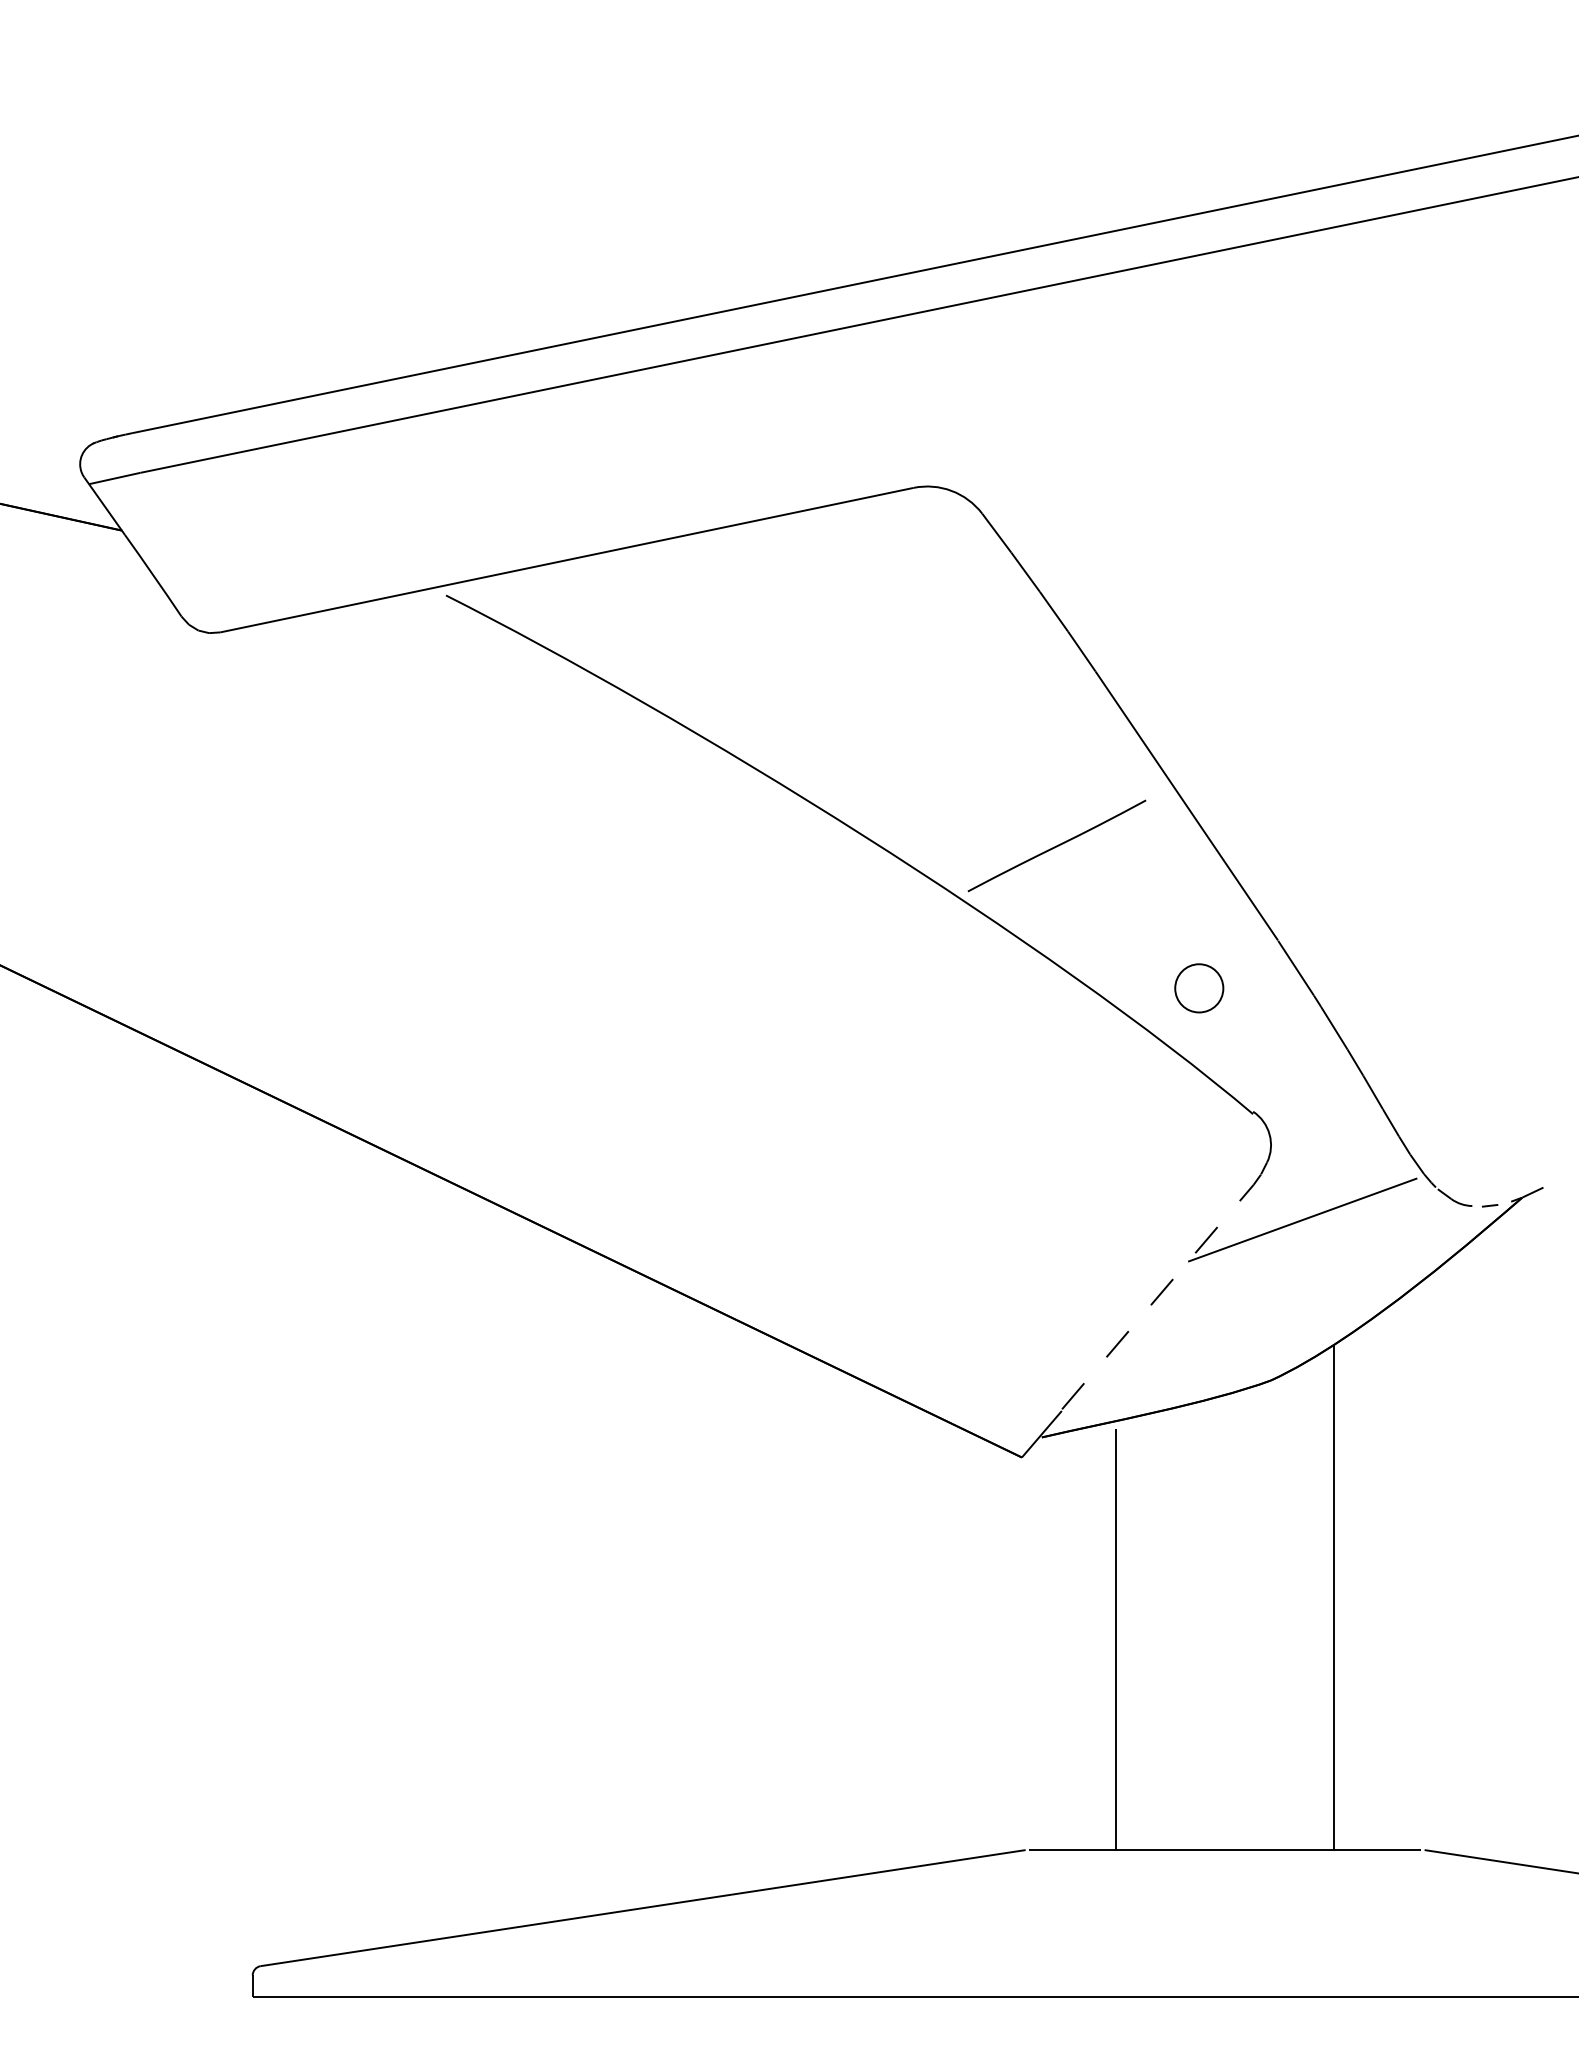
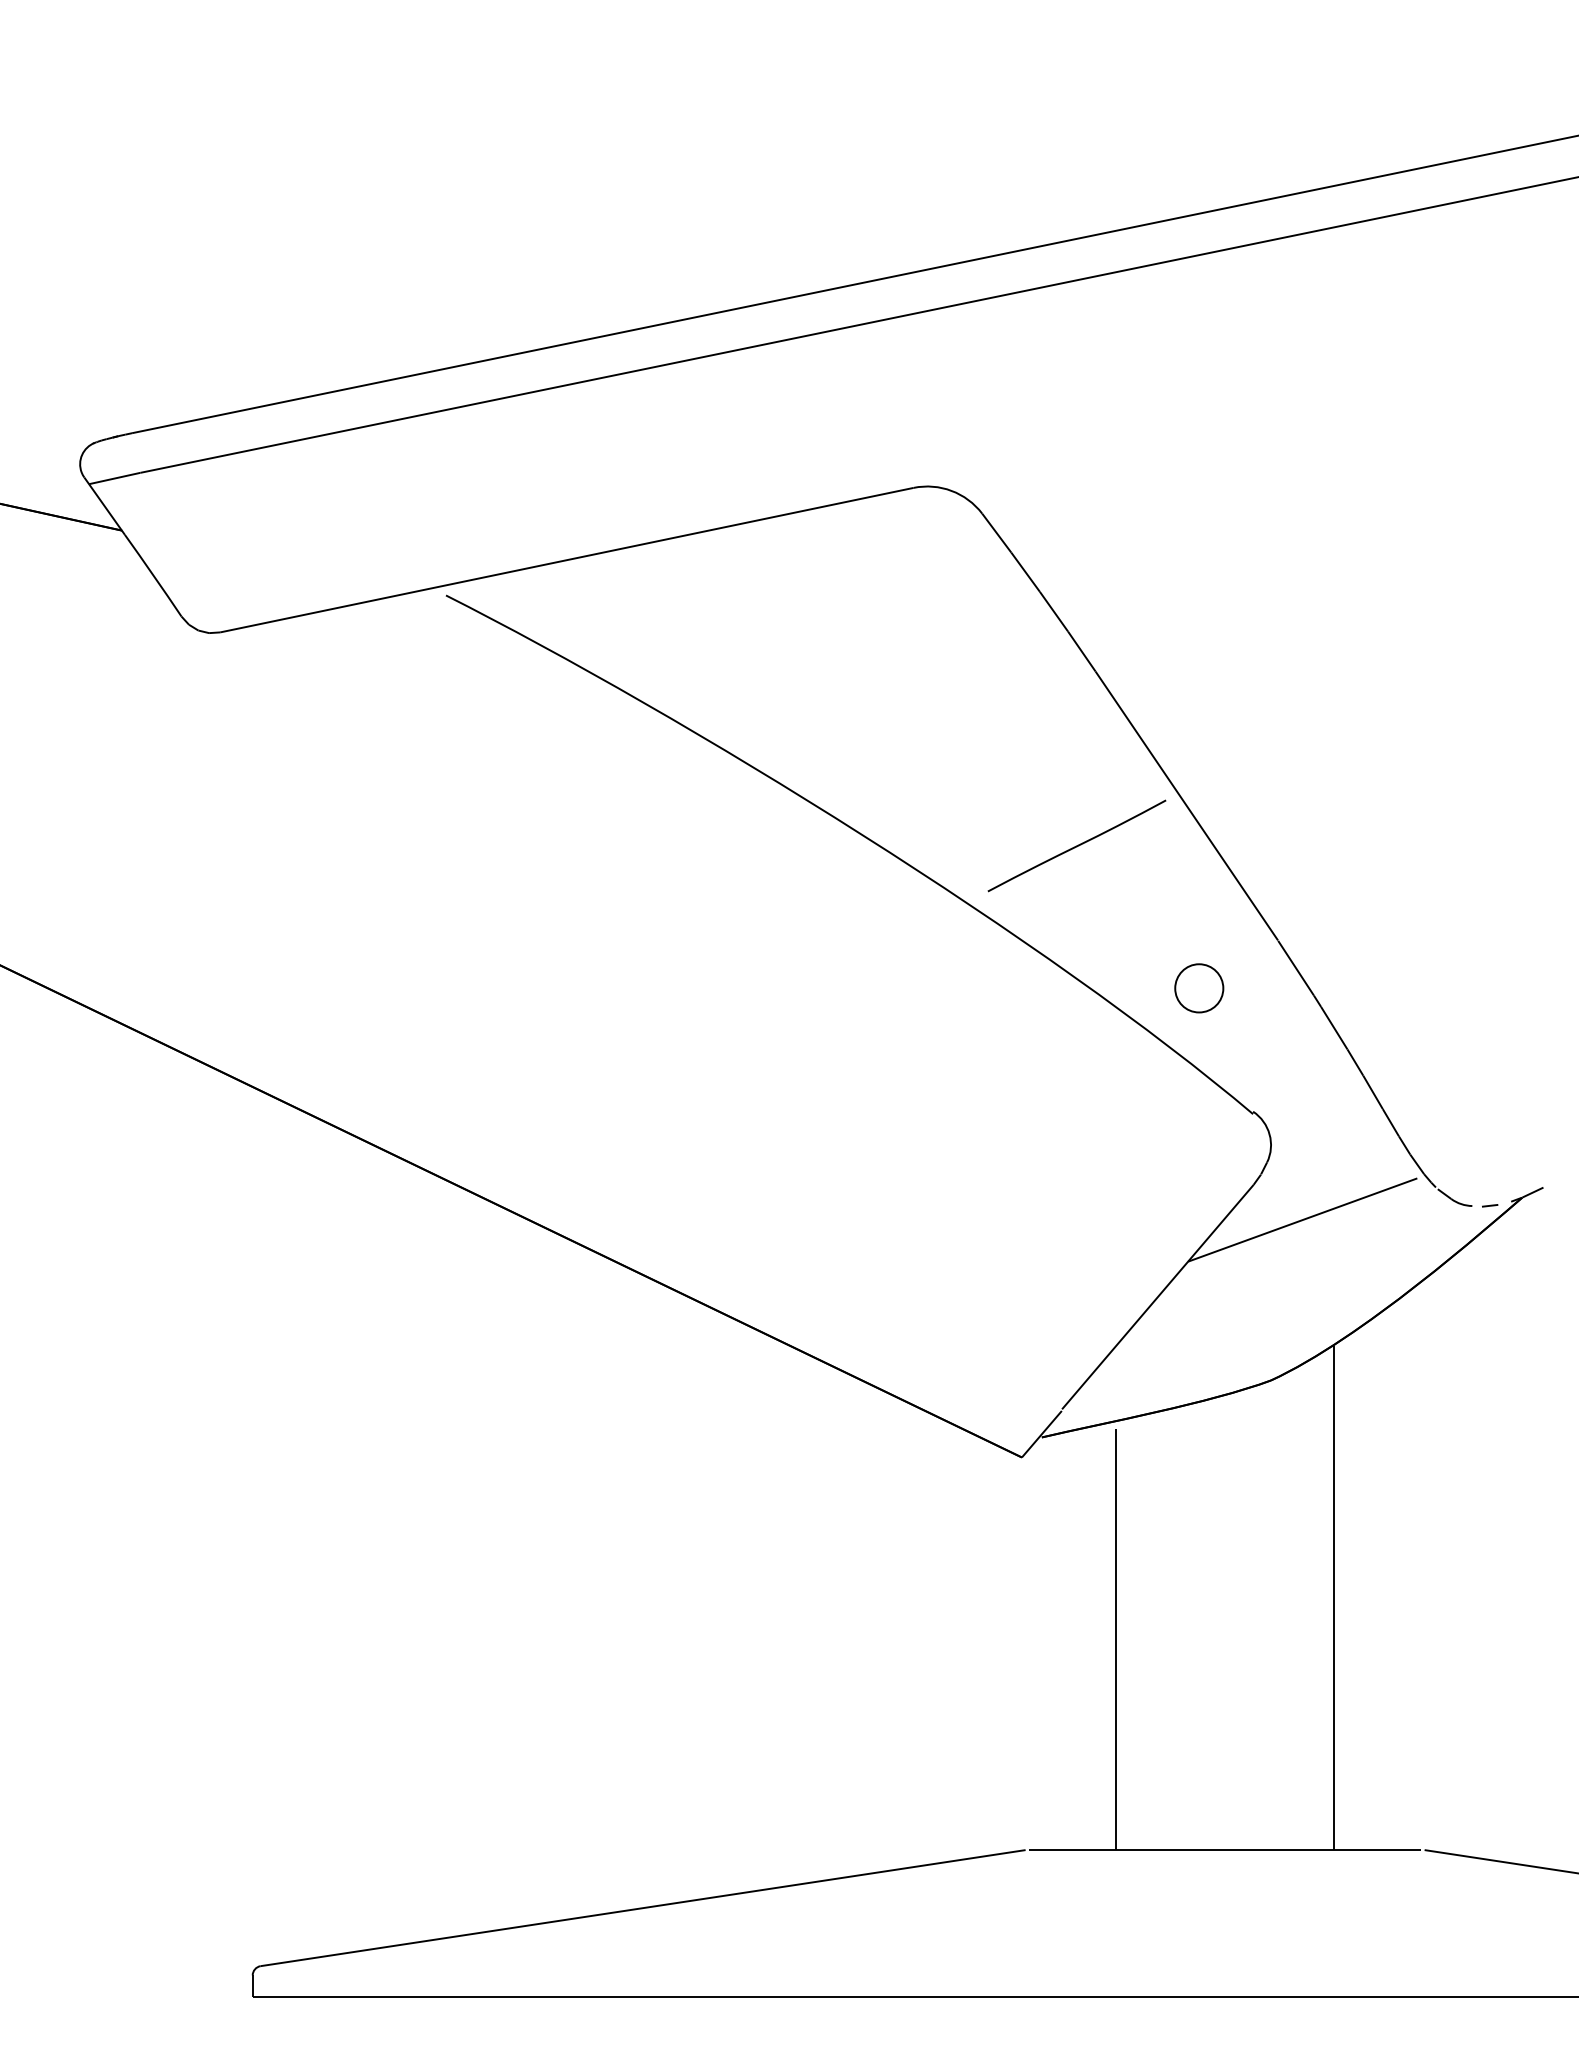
line position: (1056, 845) -> (1076, 845) (1076, 845)
line: dashed -> solid (1157, 1297)
